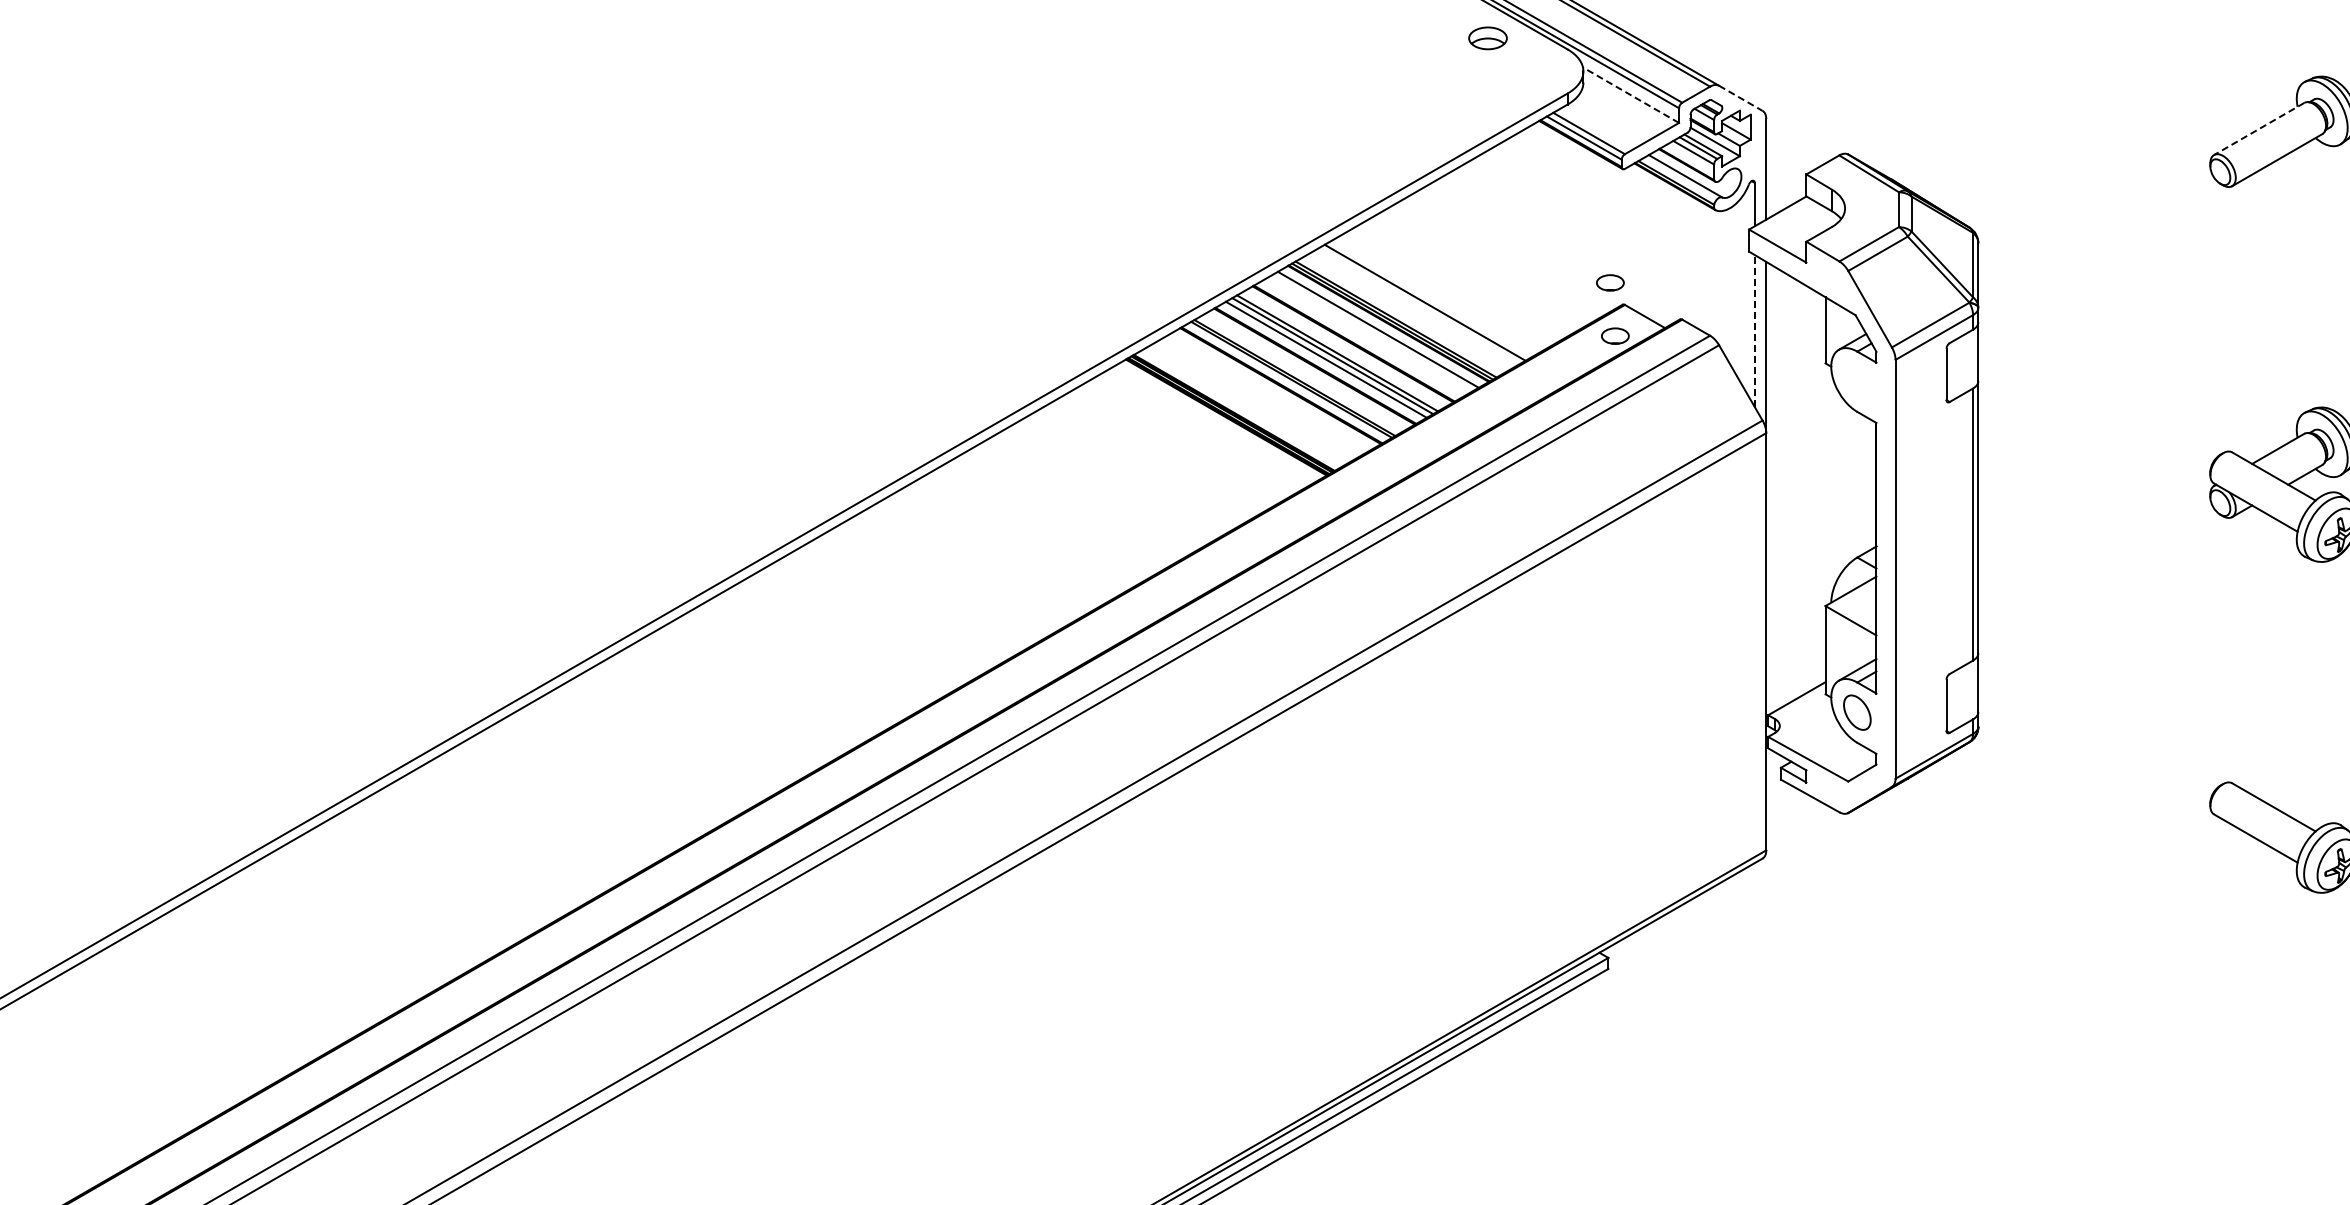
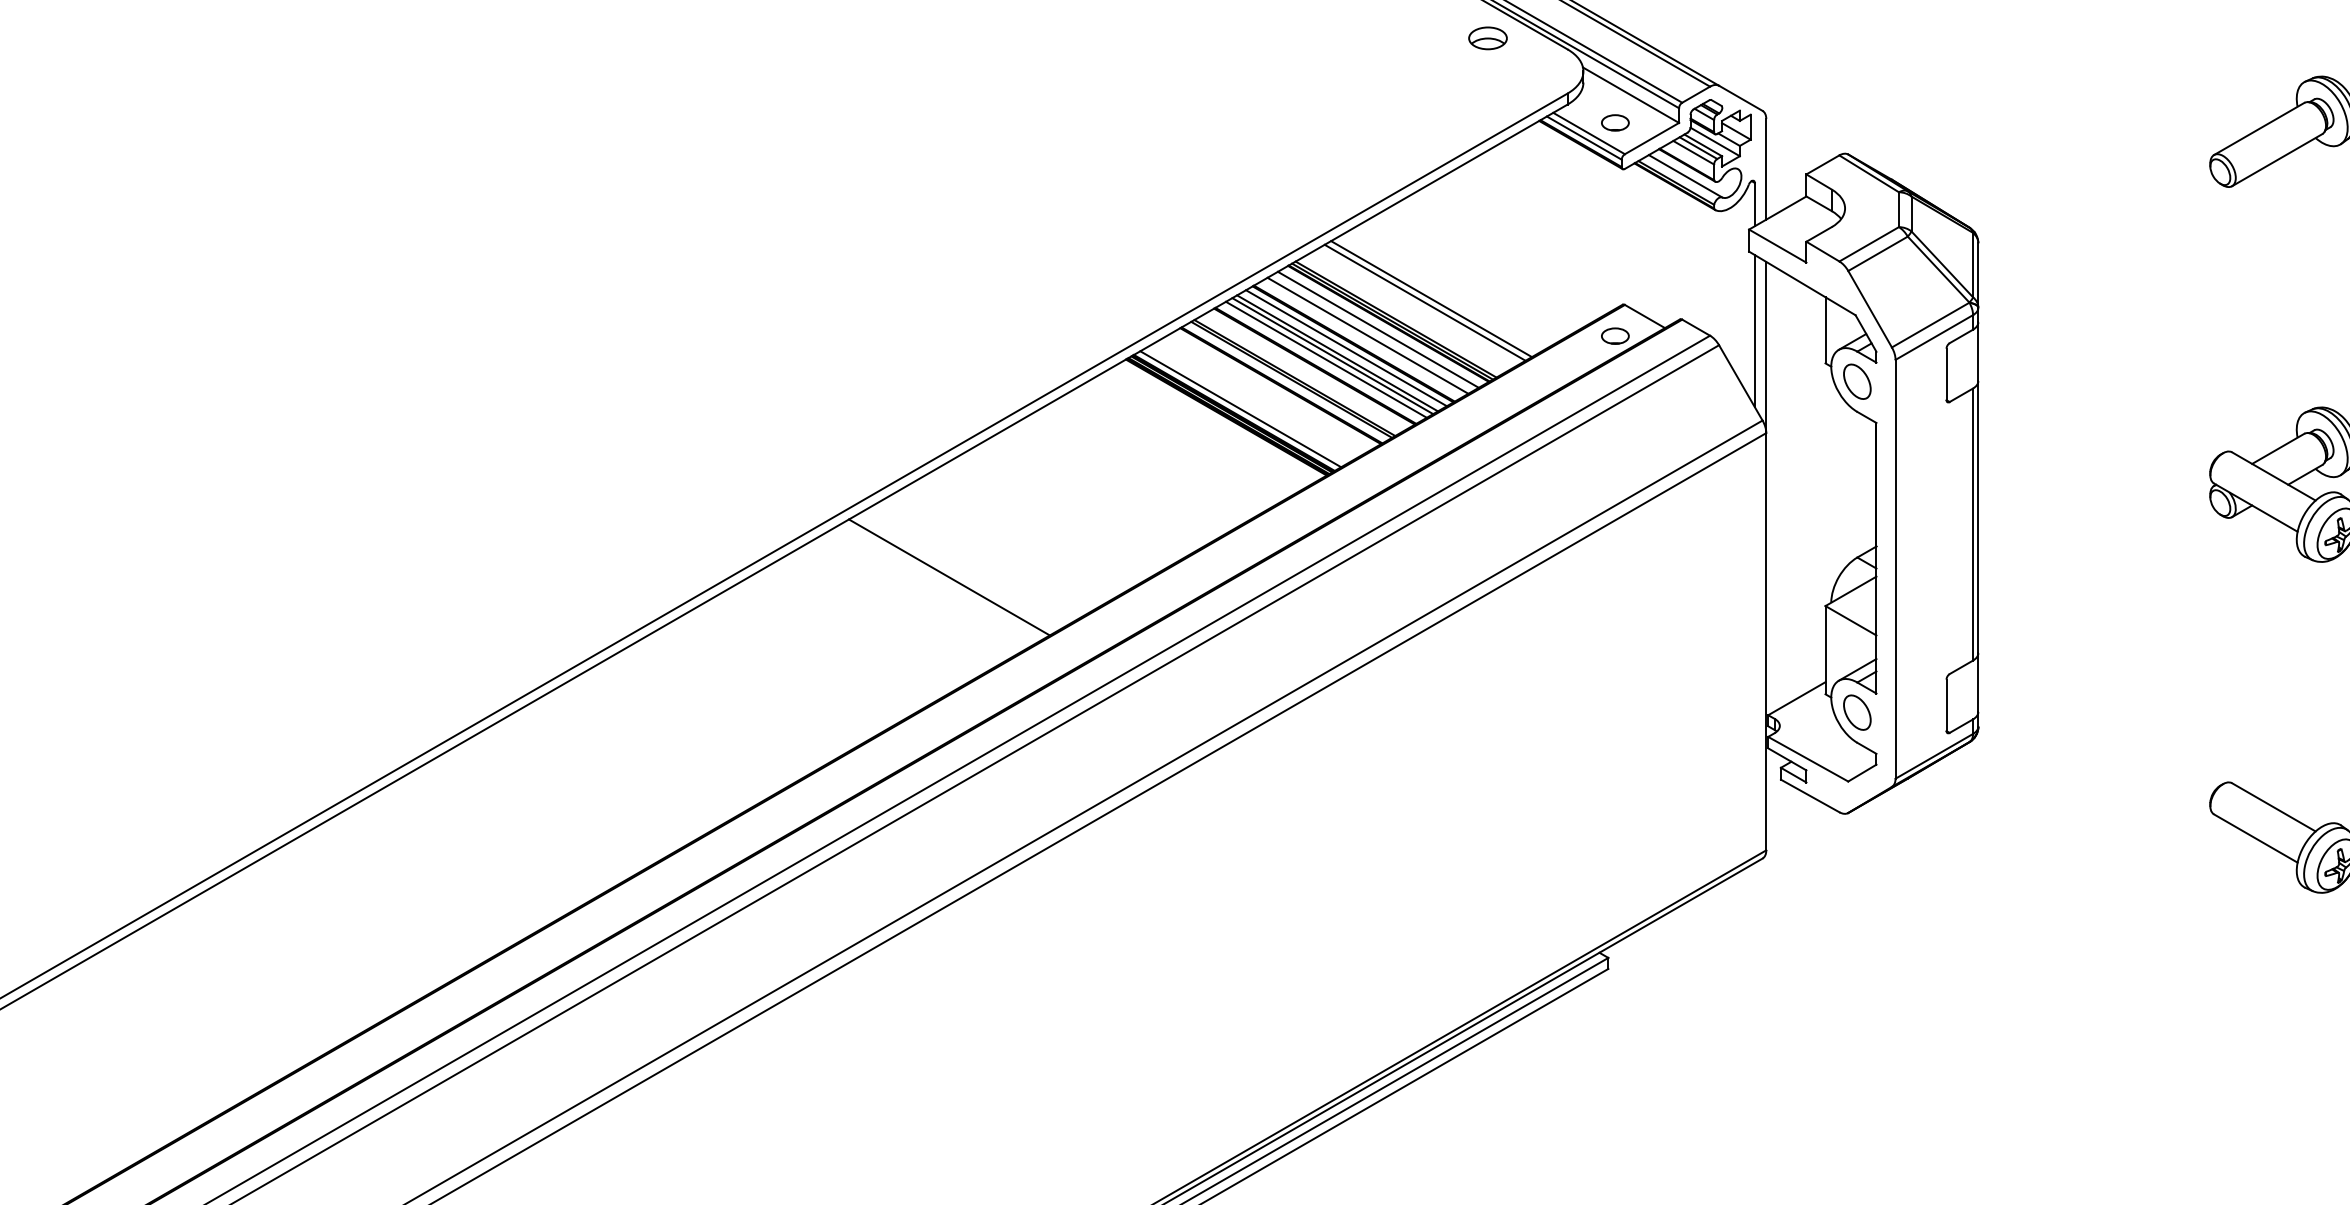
line: dashed -> solid (1630, 94)
line: dashed -> solid (1741, 98)
line: dashed -> solid (2258, 129)
part position: (1610, 282) -> (1615, 122) (1615, 122)
line: none -> present (1431, 299)
line: dashed -> solid (1754, 330)
line: none -> present (1367, 335)
line: none -> present (1346, 348)
part: none -> present (1857, 381)
line: none -> present (1240, 409)
line: none -> present (949, 577)
